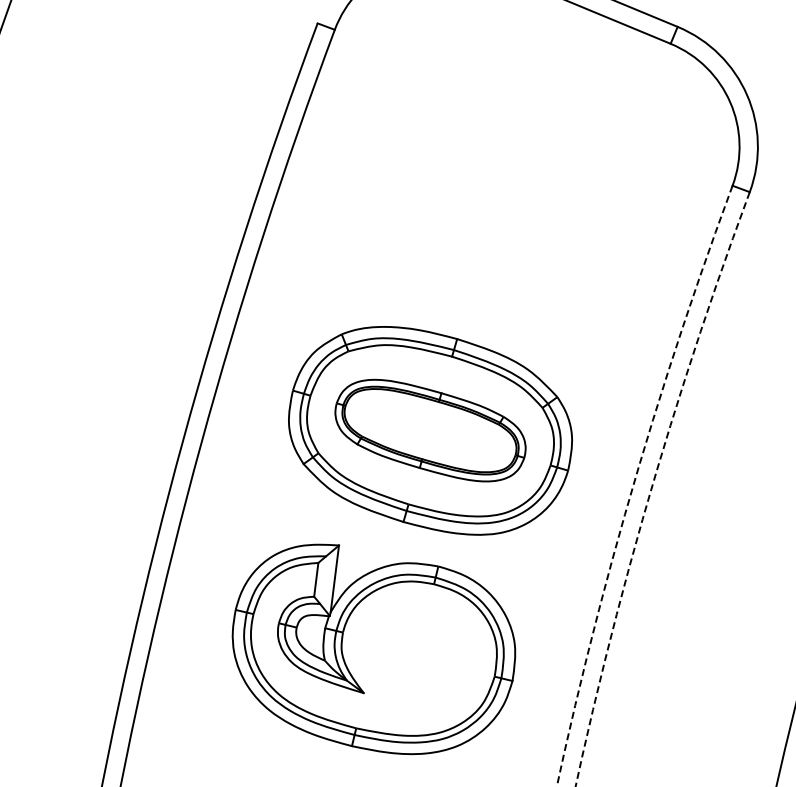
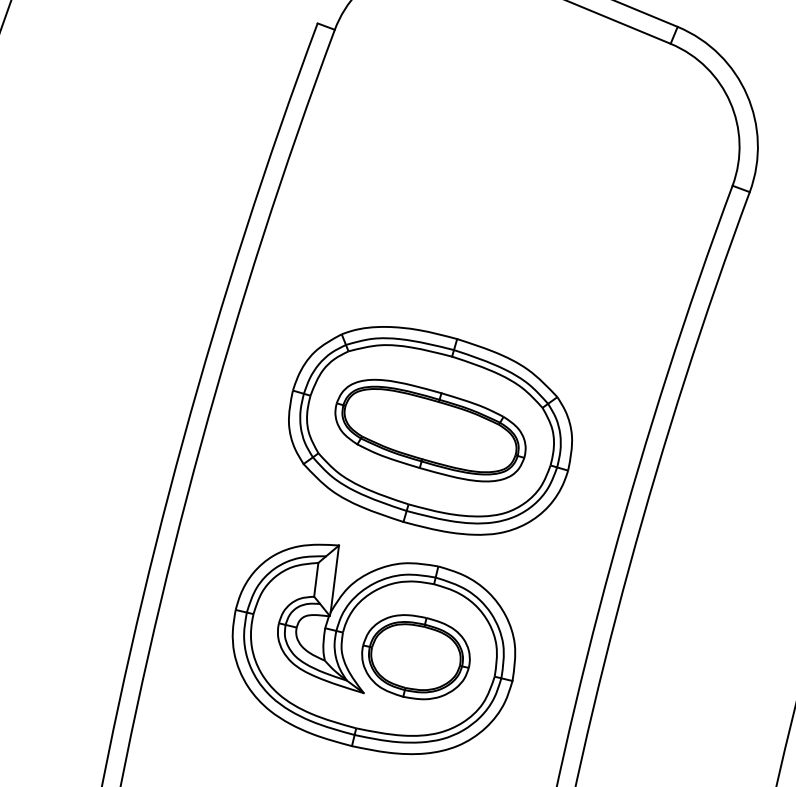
arc: dashed -> solid (633, 484)
arc: dashed -> solid (652, 485)
part: none -> present (415, 657)
